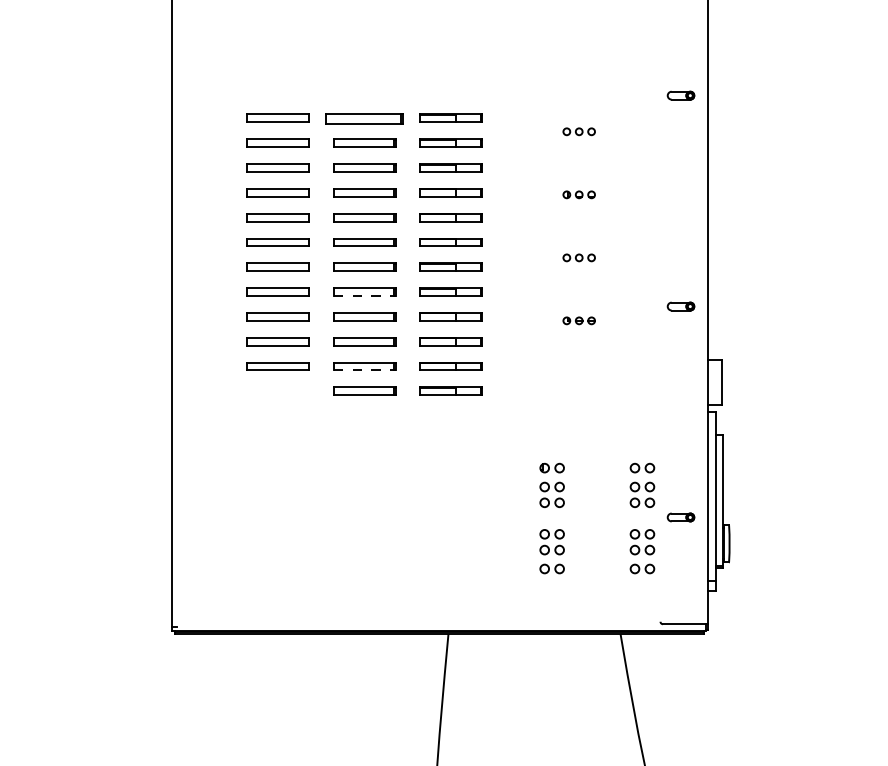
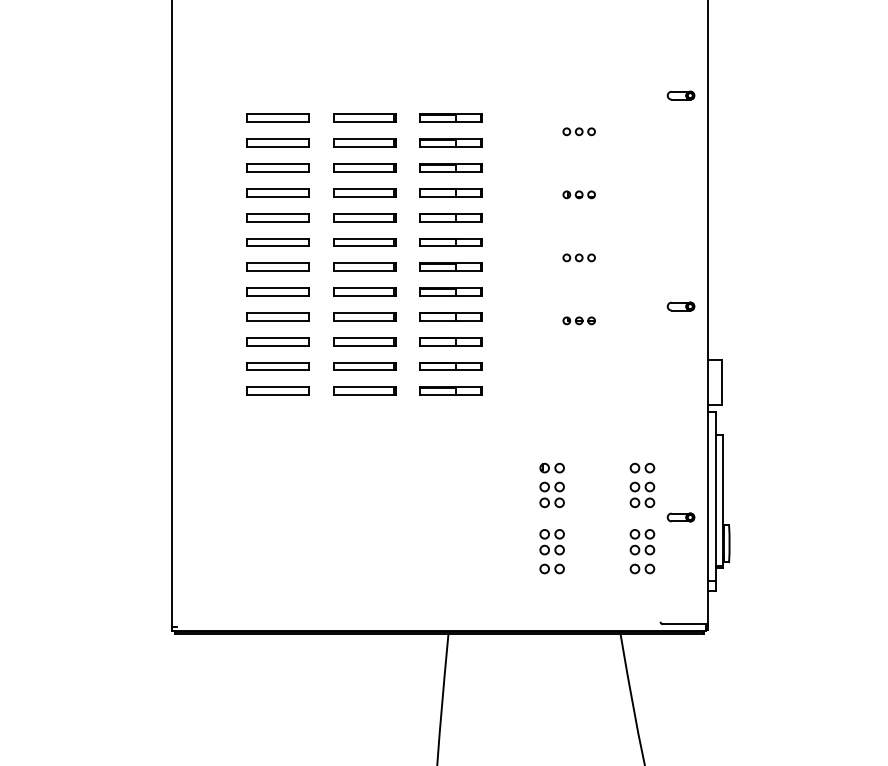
part size: 79x12 px -> 64x10 px (364, 117)
line: dashed -> solid (365, 296)
line: dashed -> solid (365, 370)
part: none -> present (277, 390)
